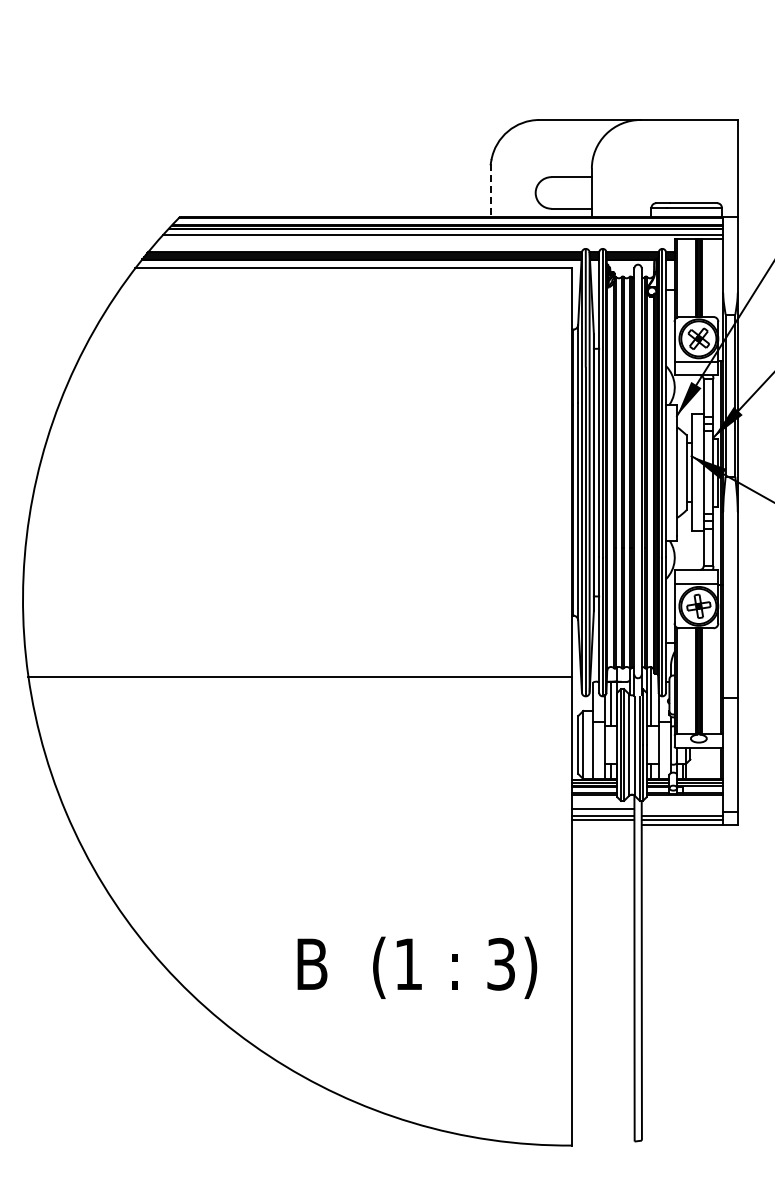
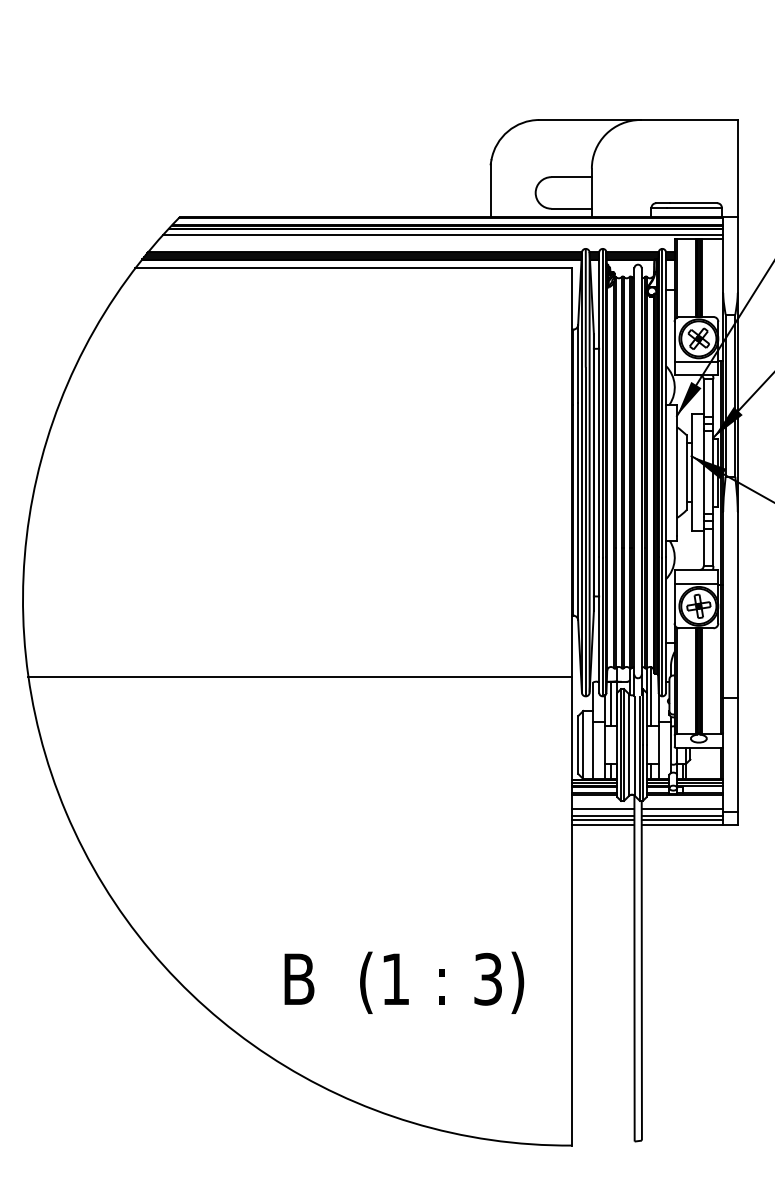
line: dashed -> solid (490, 191)
line: none -> present (682, 808)
line: none -> present (603, 825)
text position: (417, 967) -> (404, 982) (404, 982)
